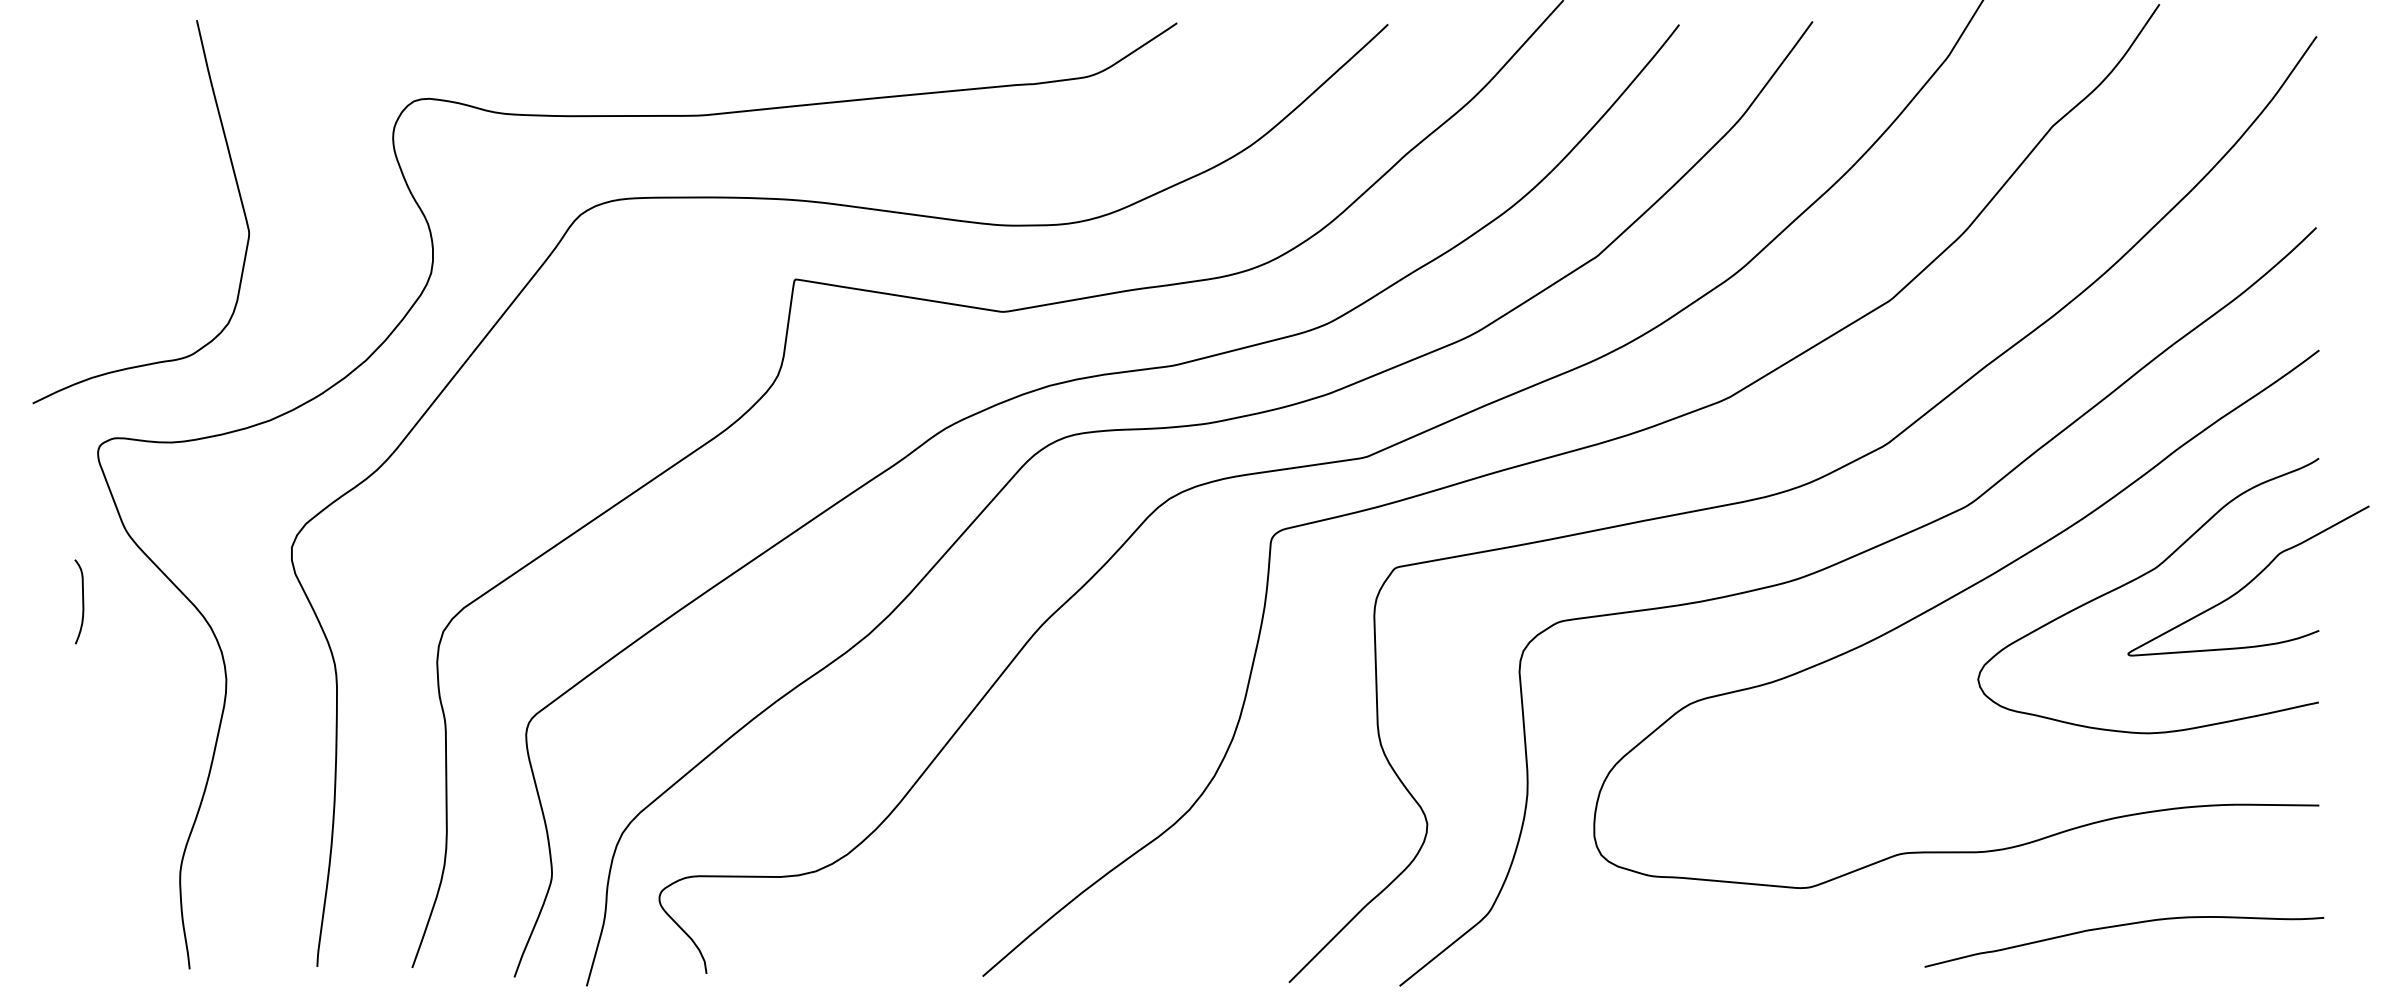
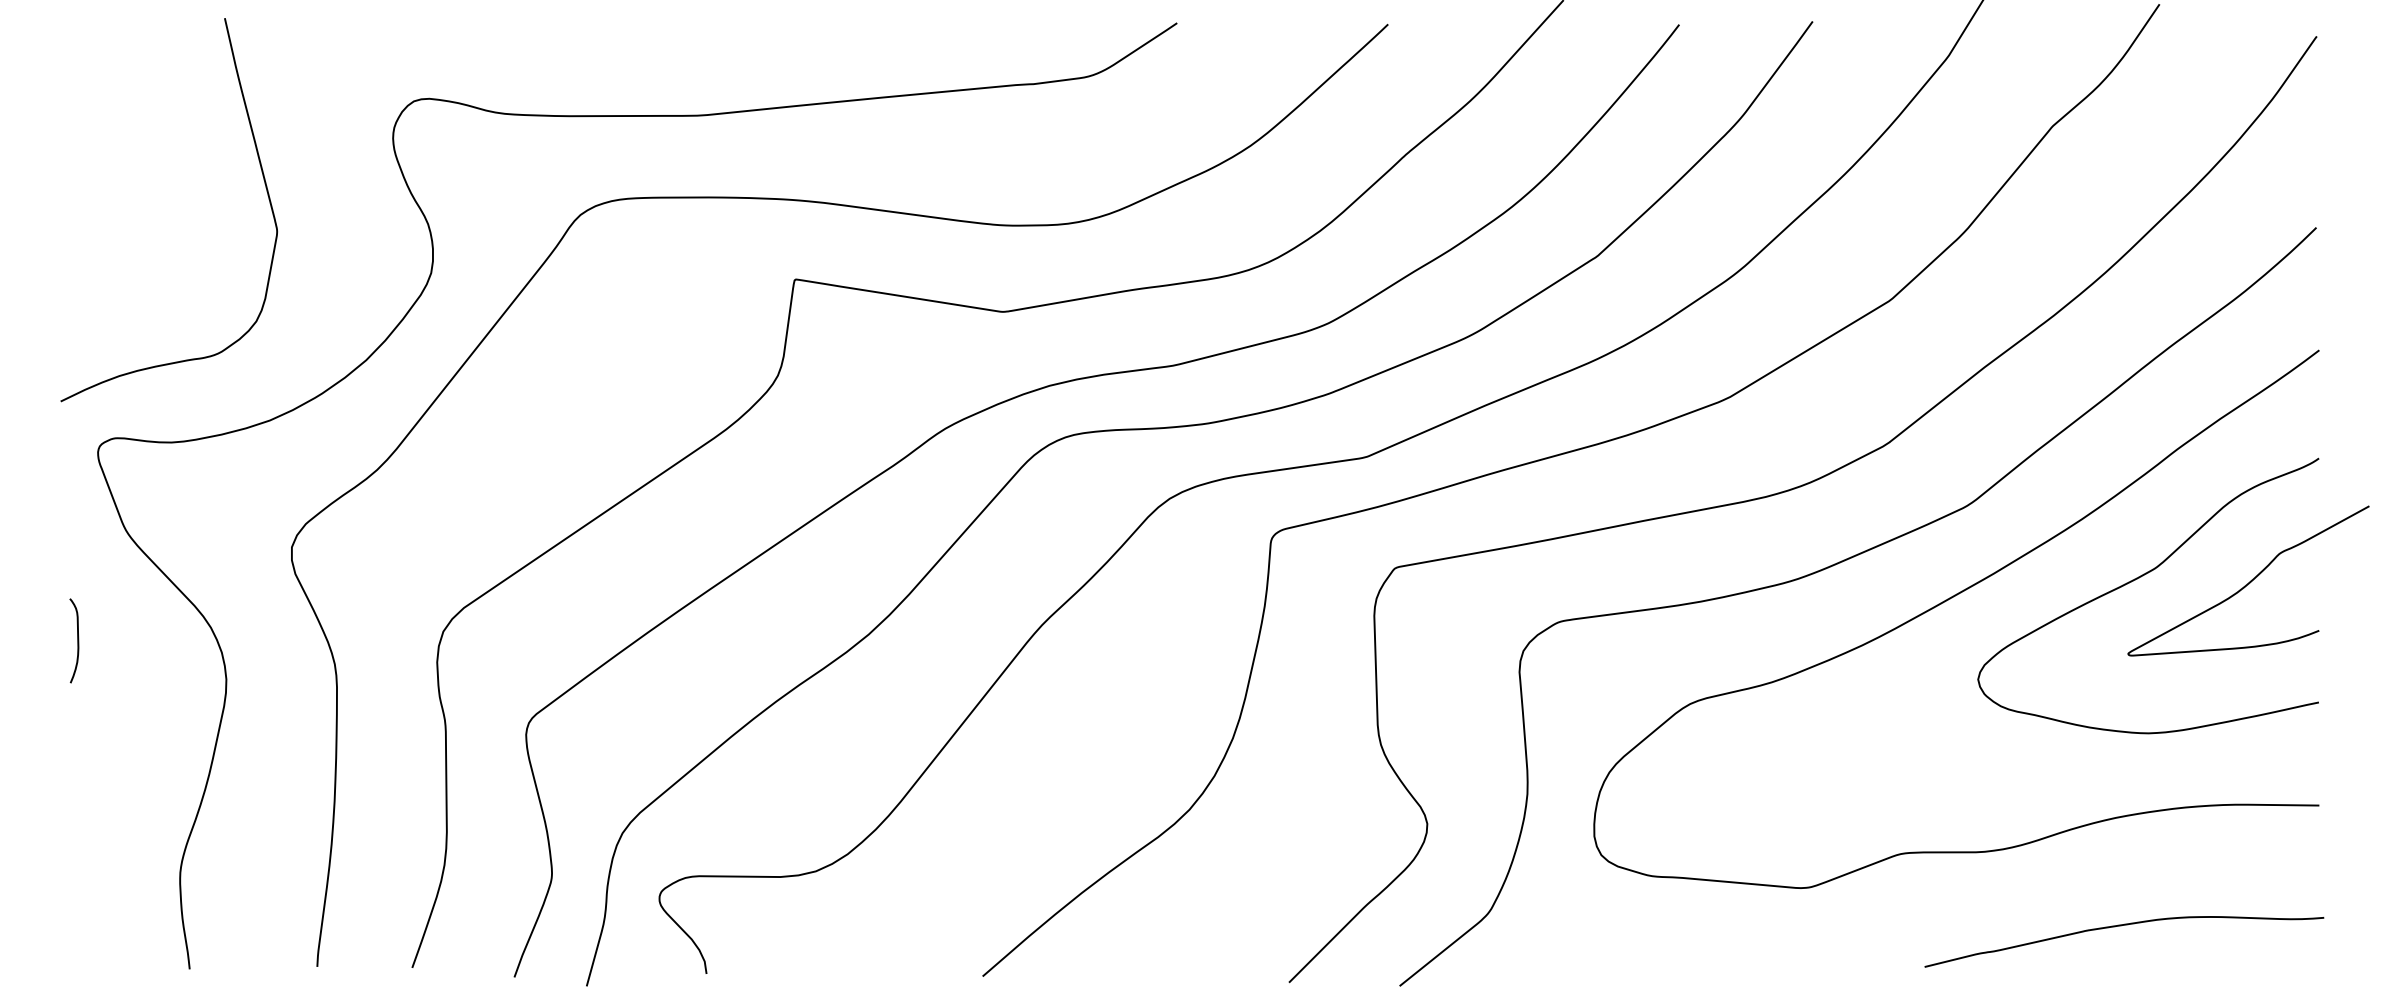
curve position: (236, 186) -> (264, 184) (264, 184)
curve position: (82, 601) -> (77, 640) (77, 640)
